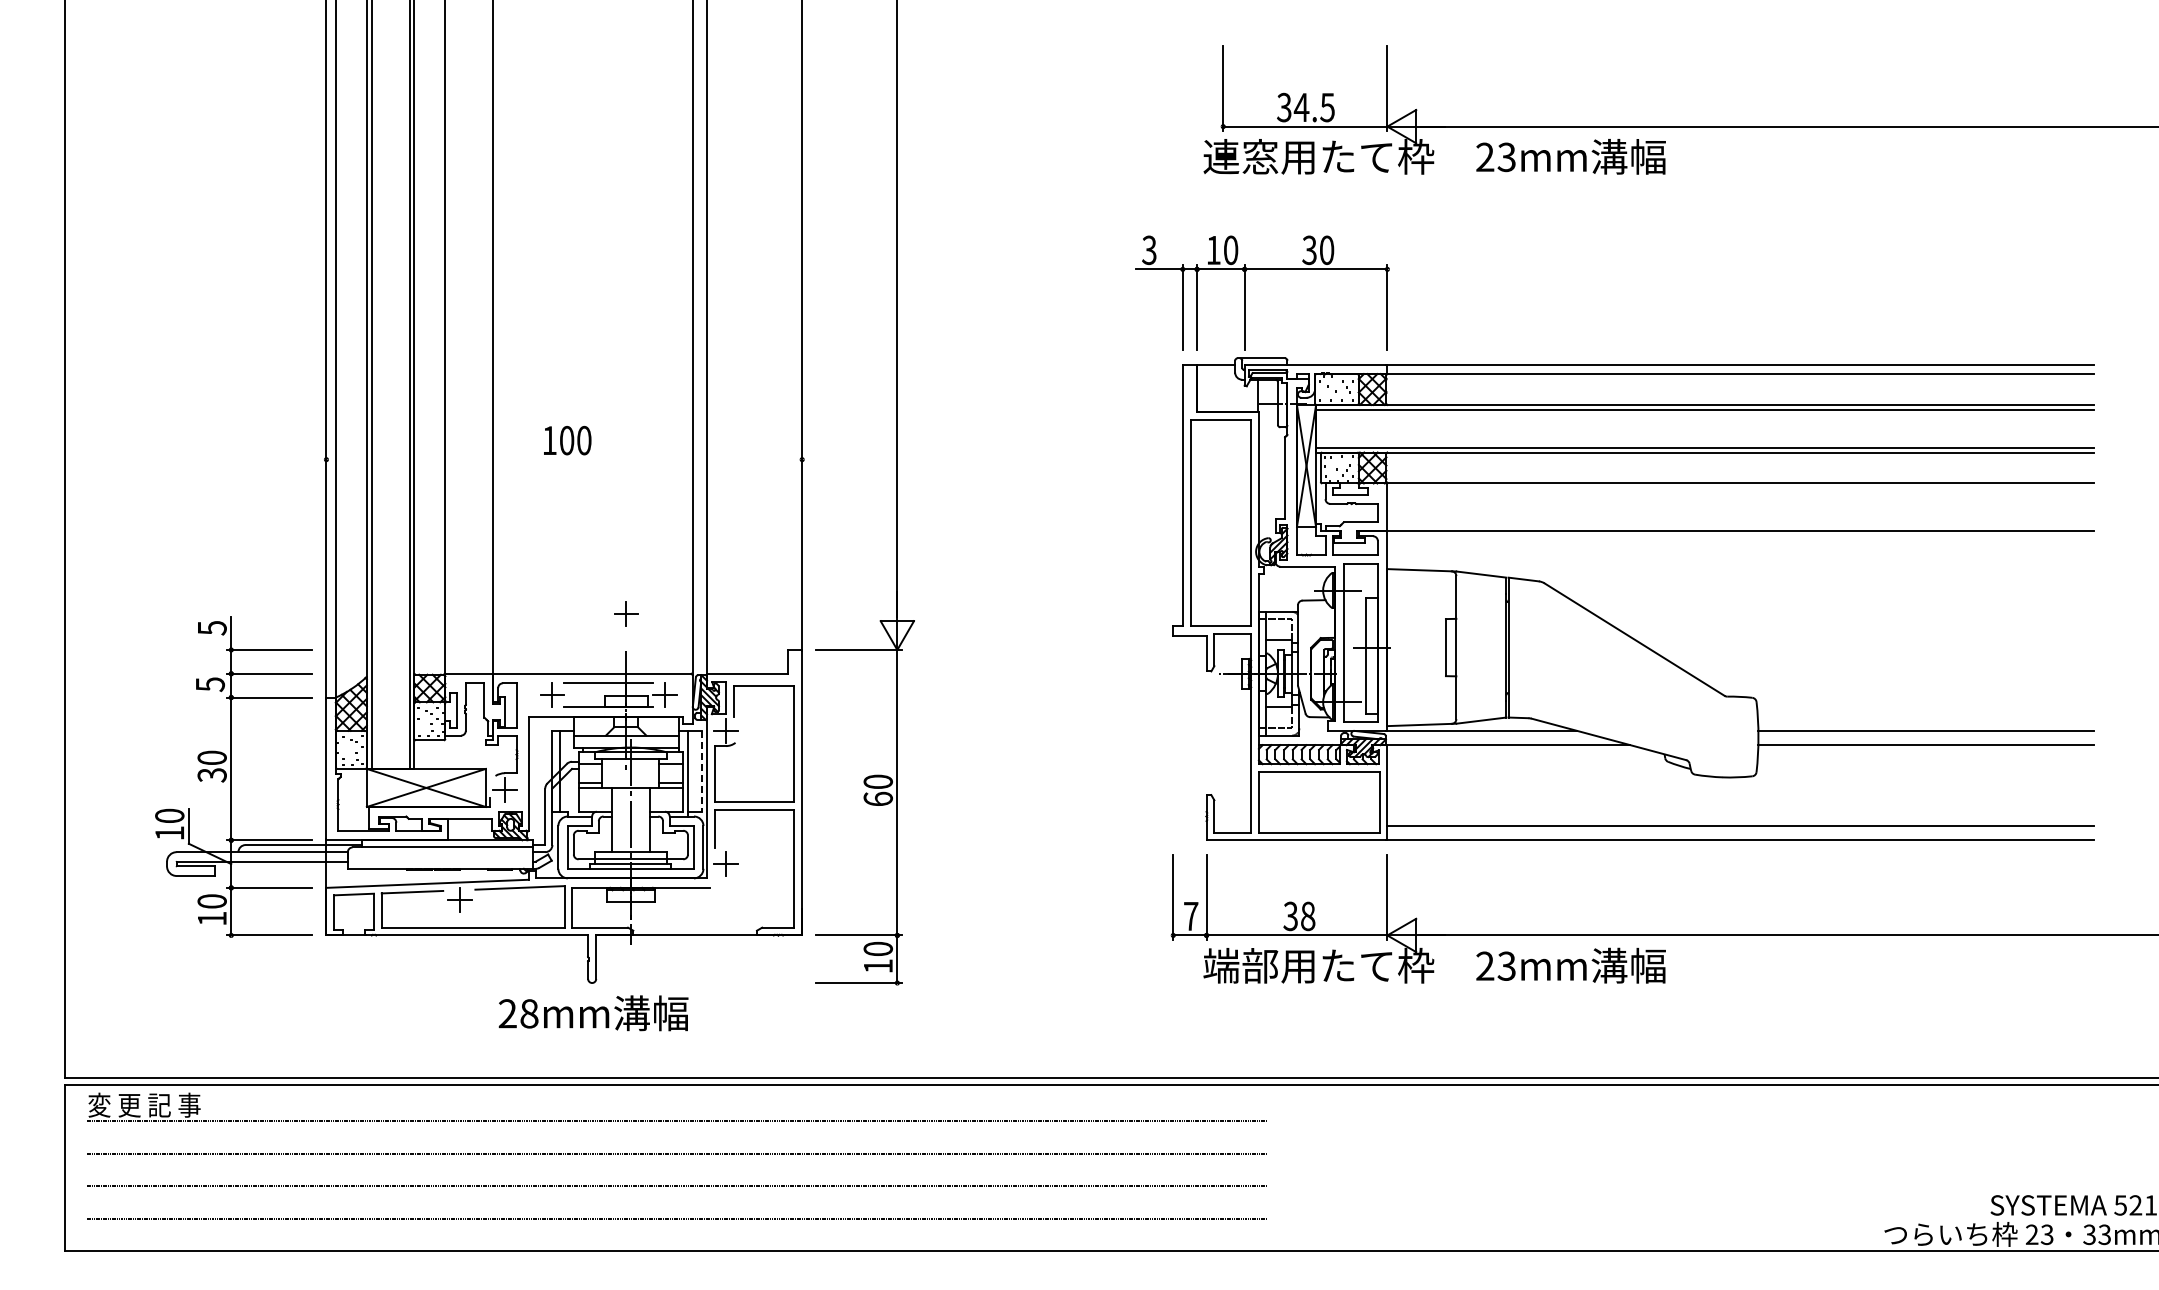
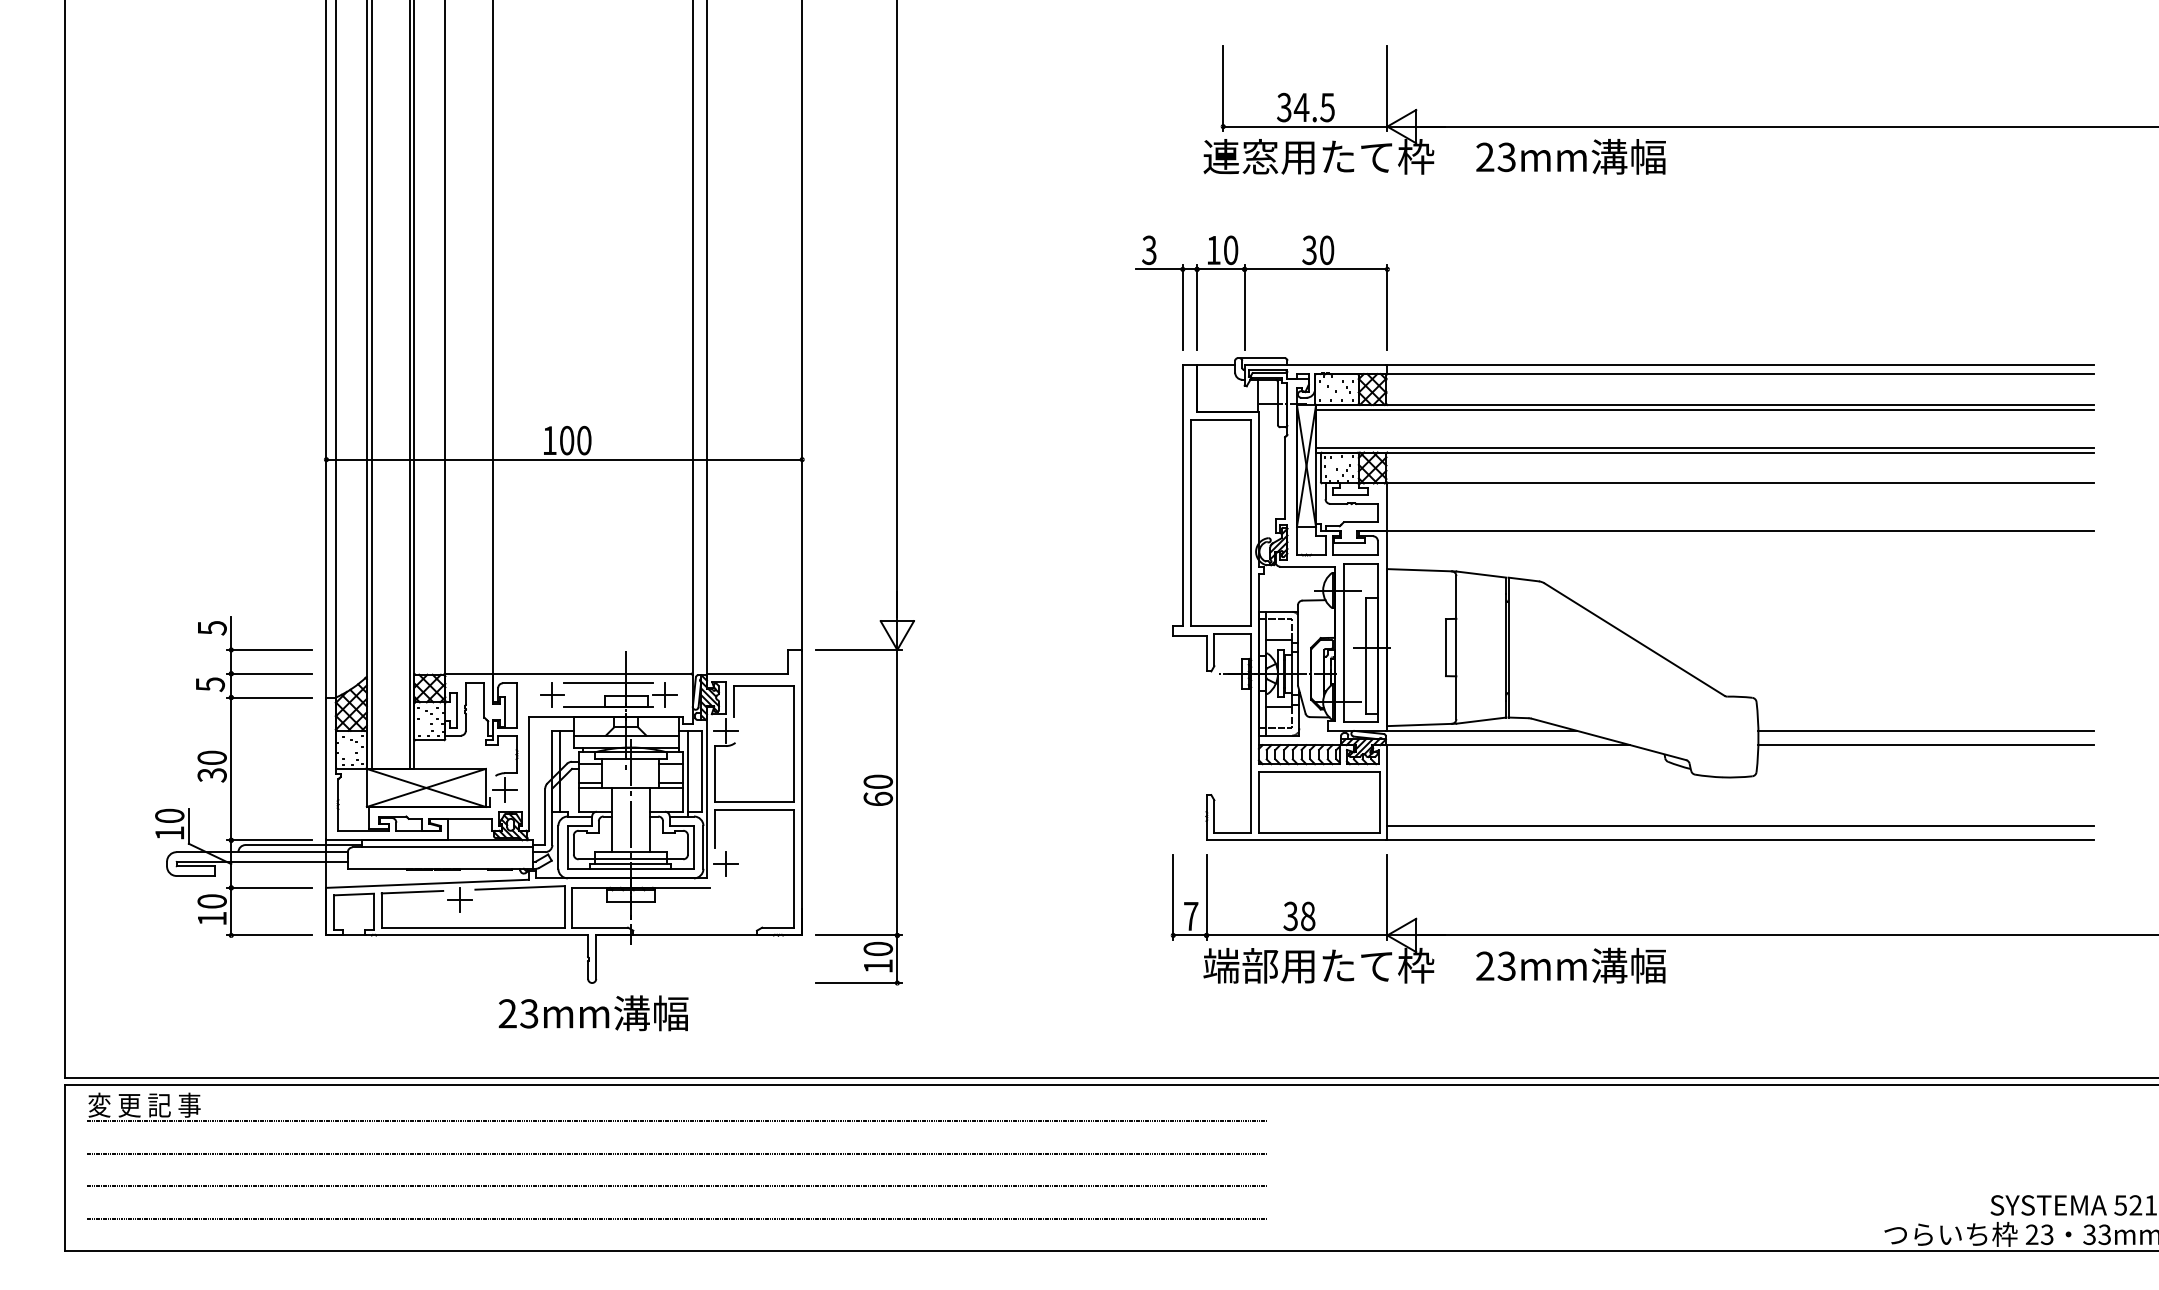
line: none -> present (564, 459)
part: present -> none (626, 613)
line: dashed -> solid (702, 771)
text: 28mm -> 23mm (529, 1013)
